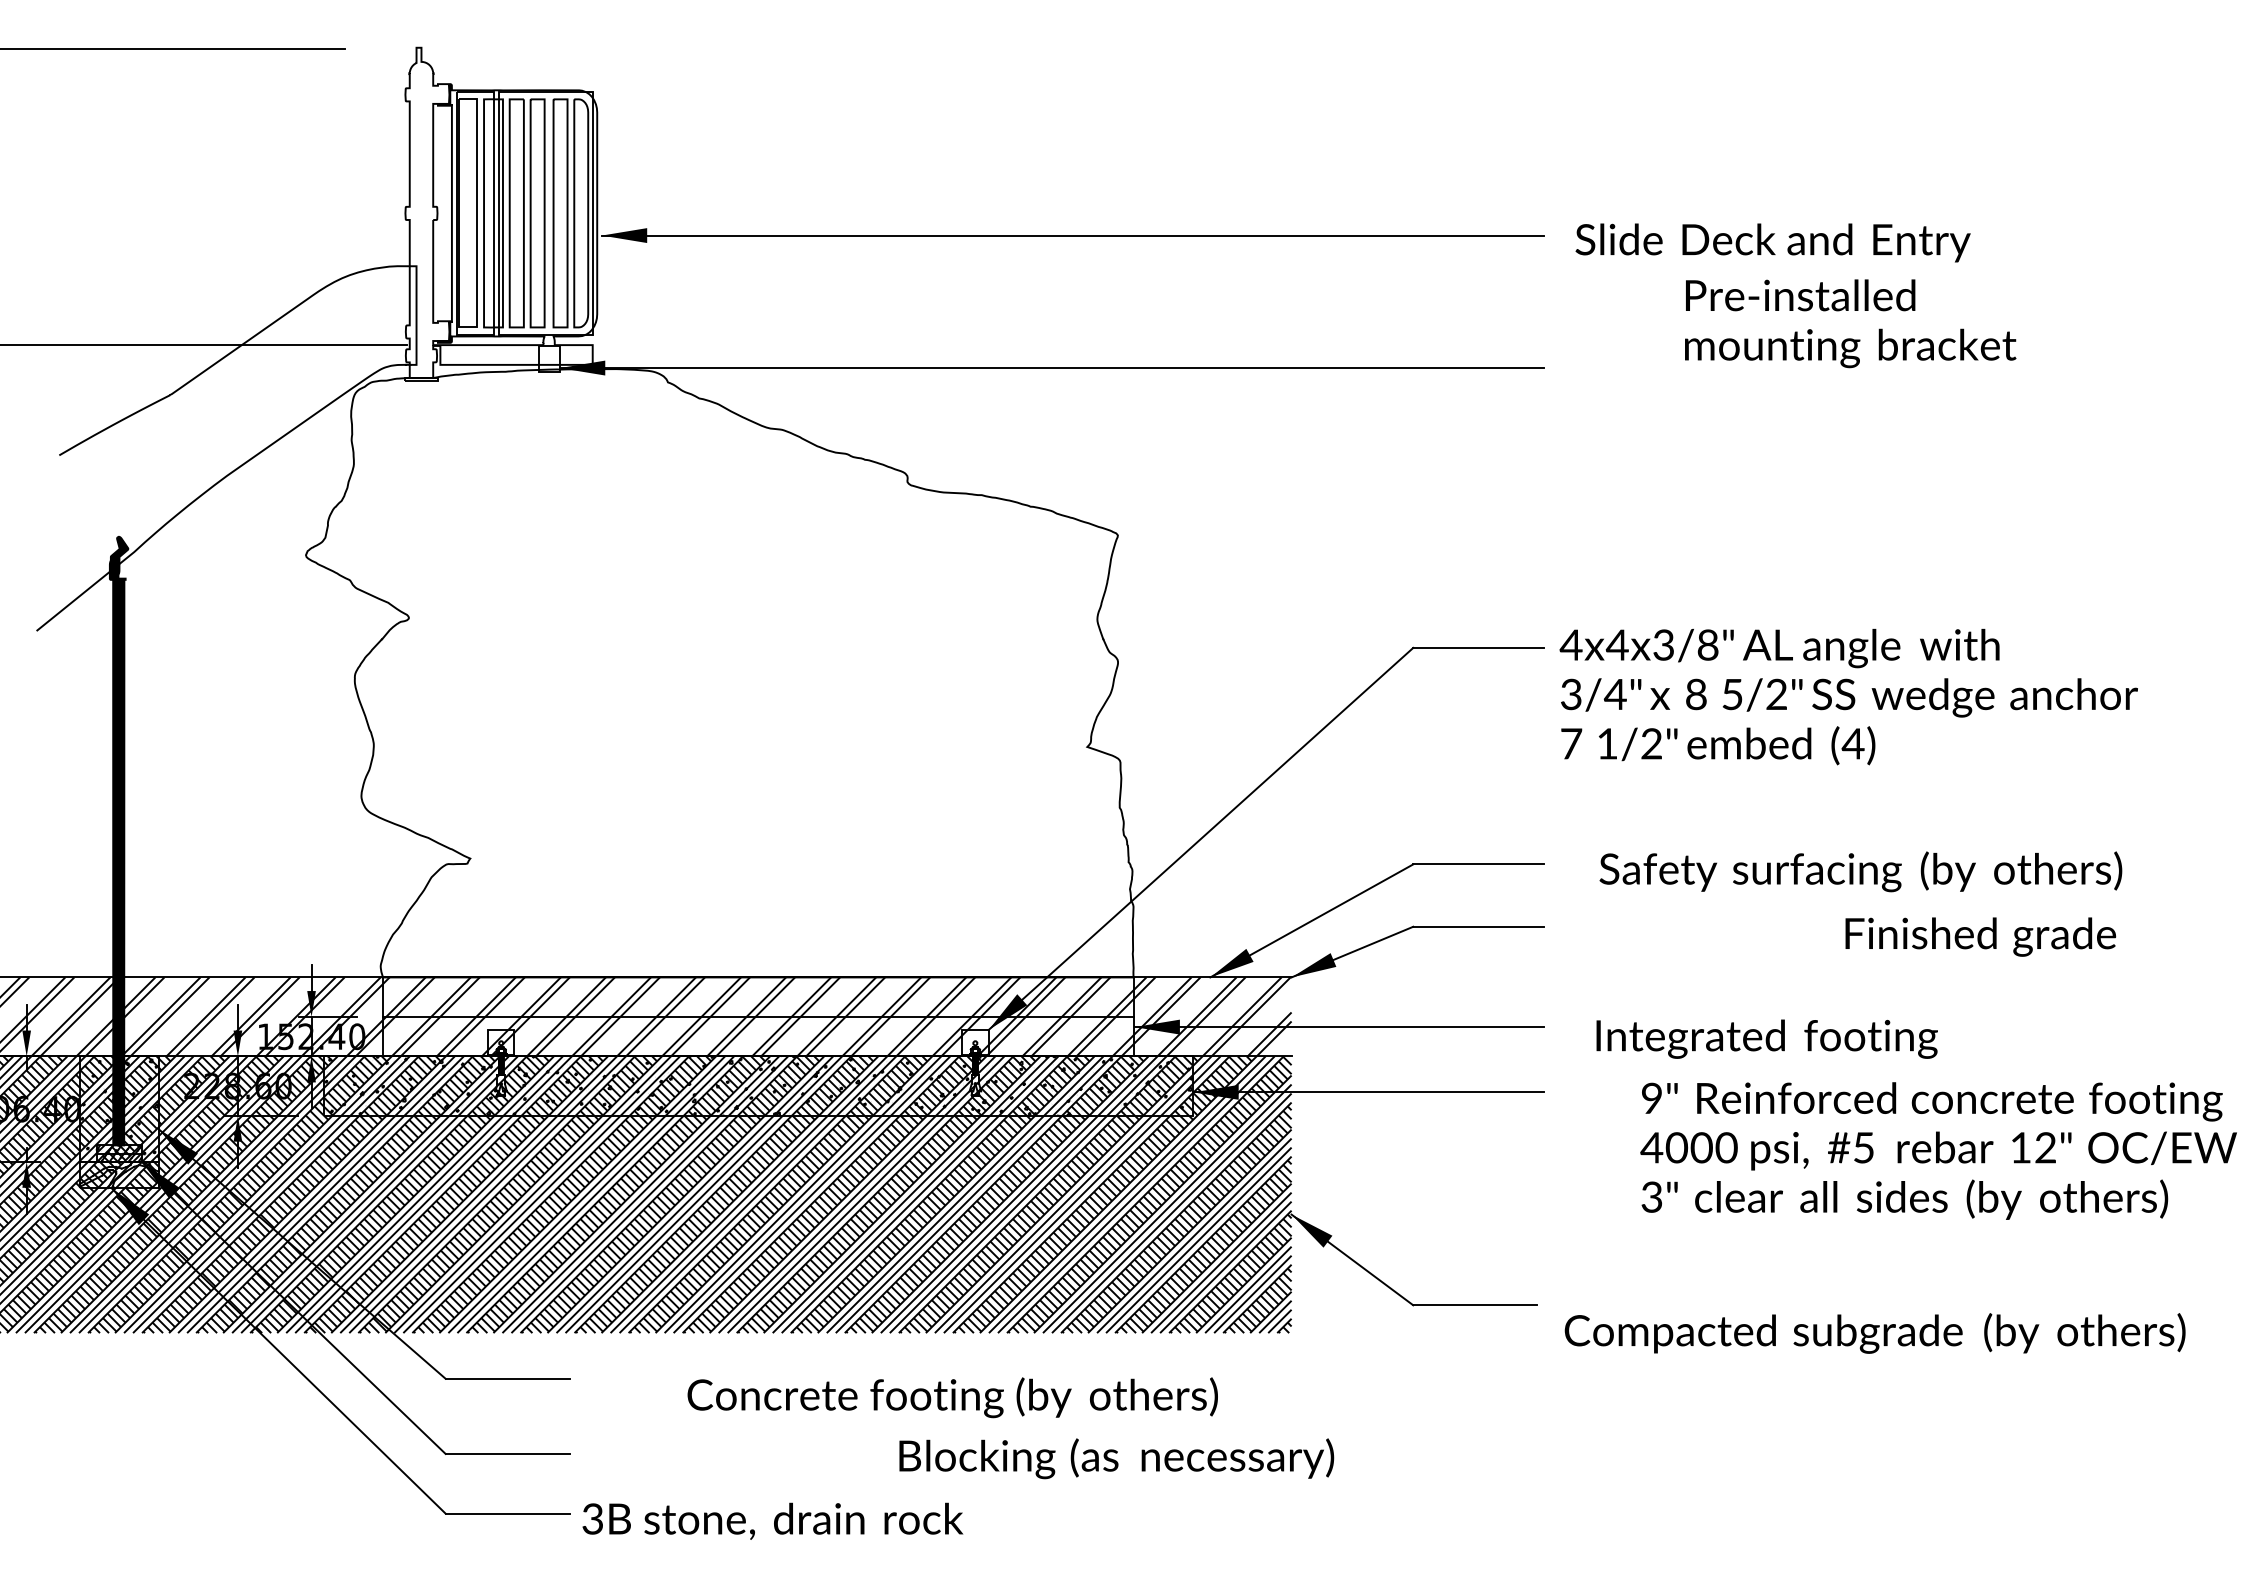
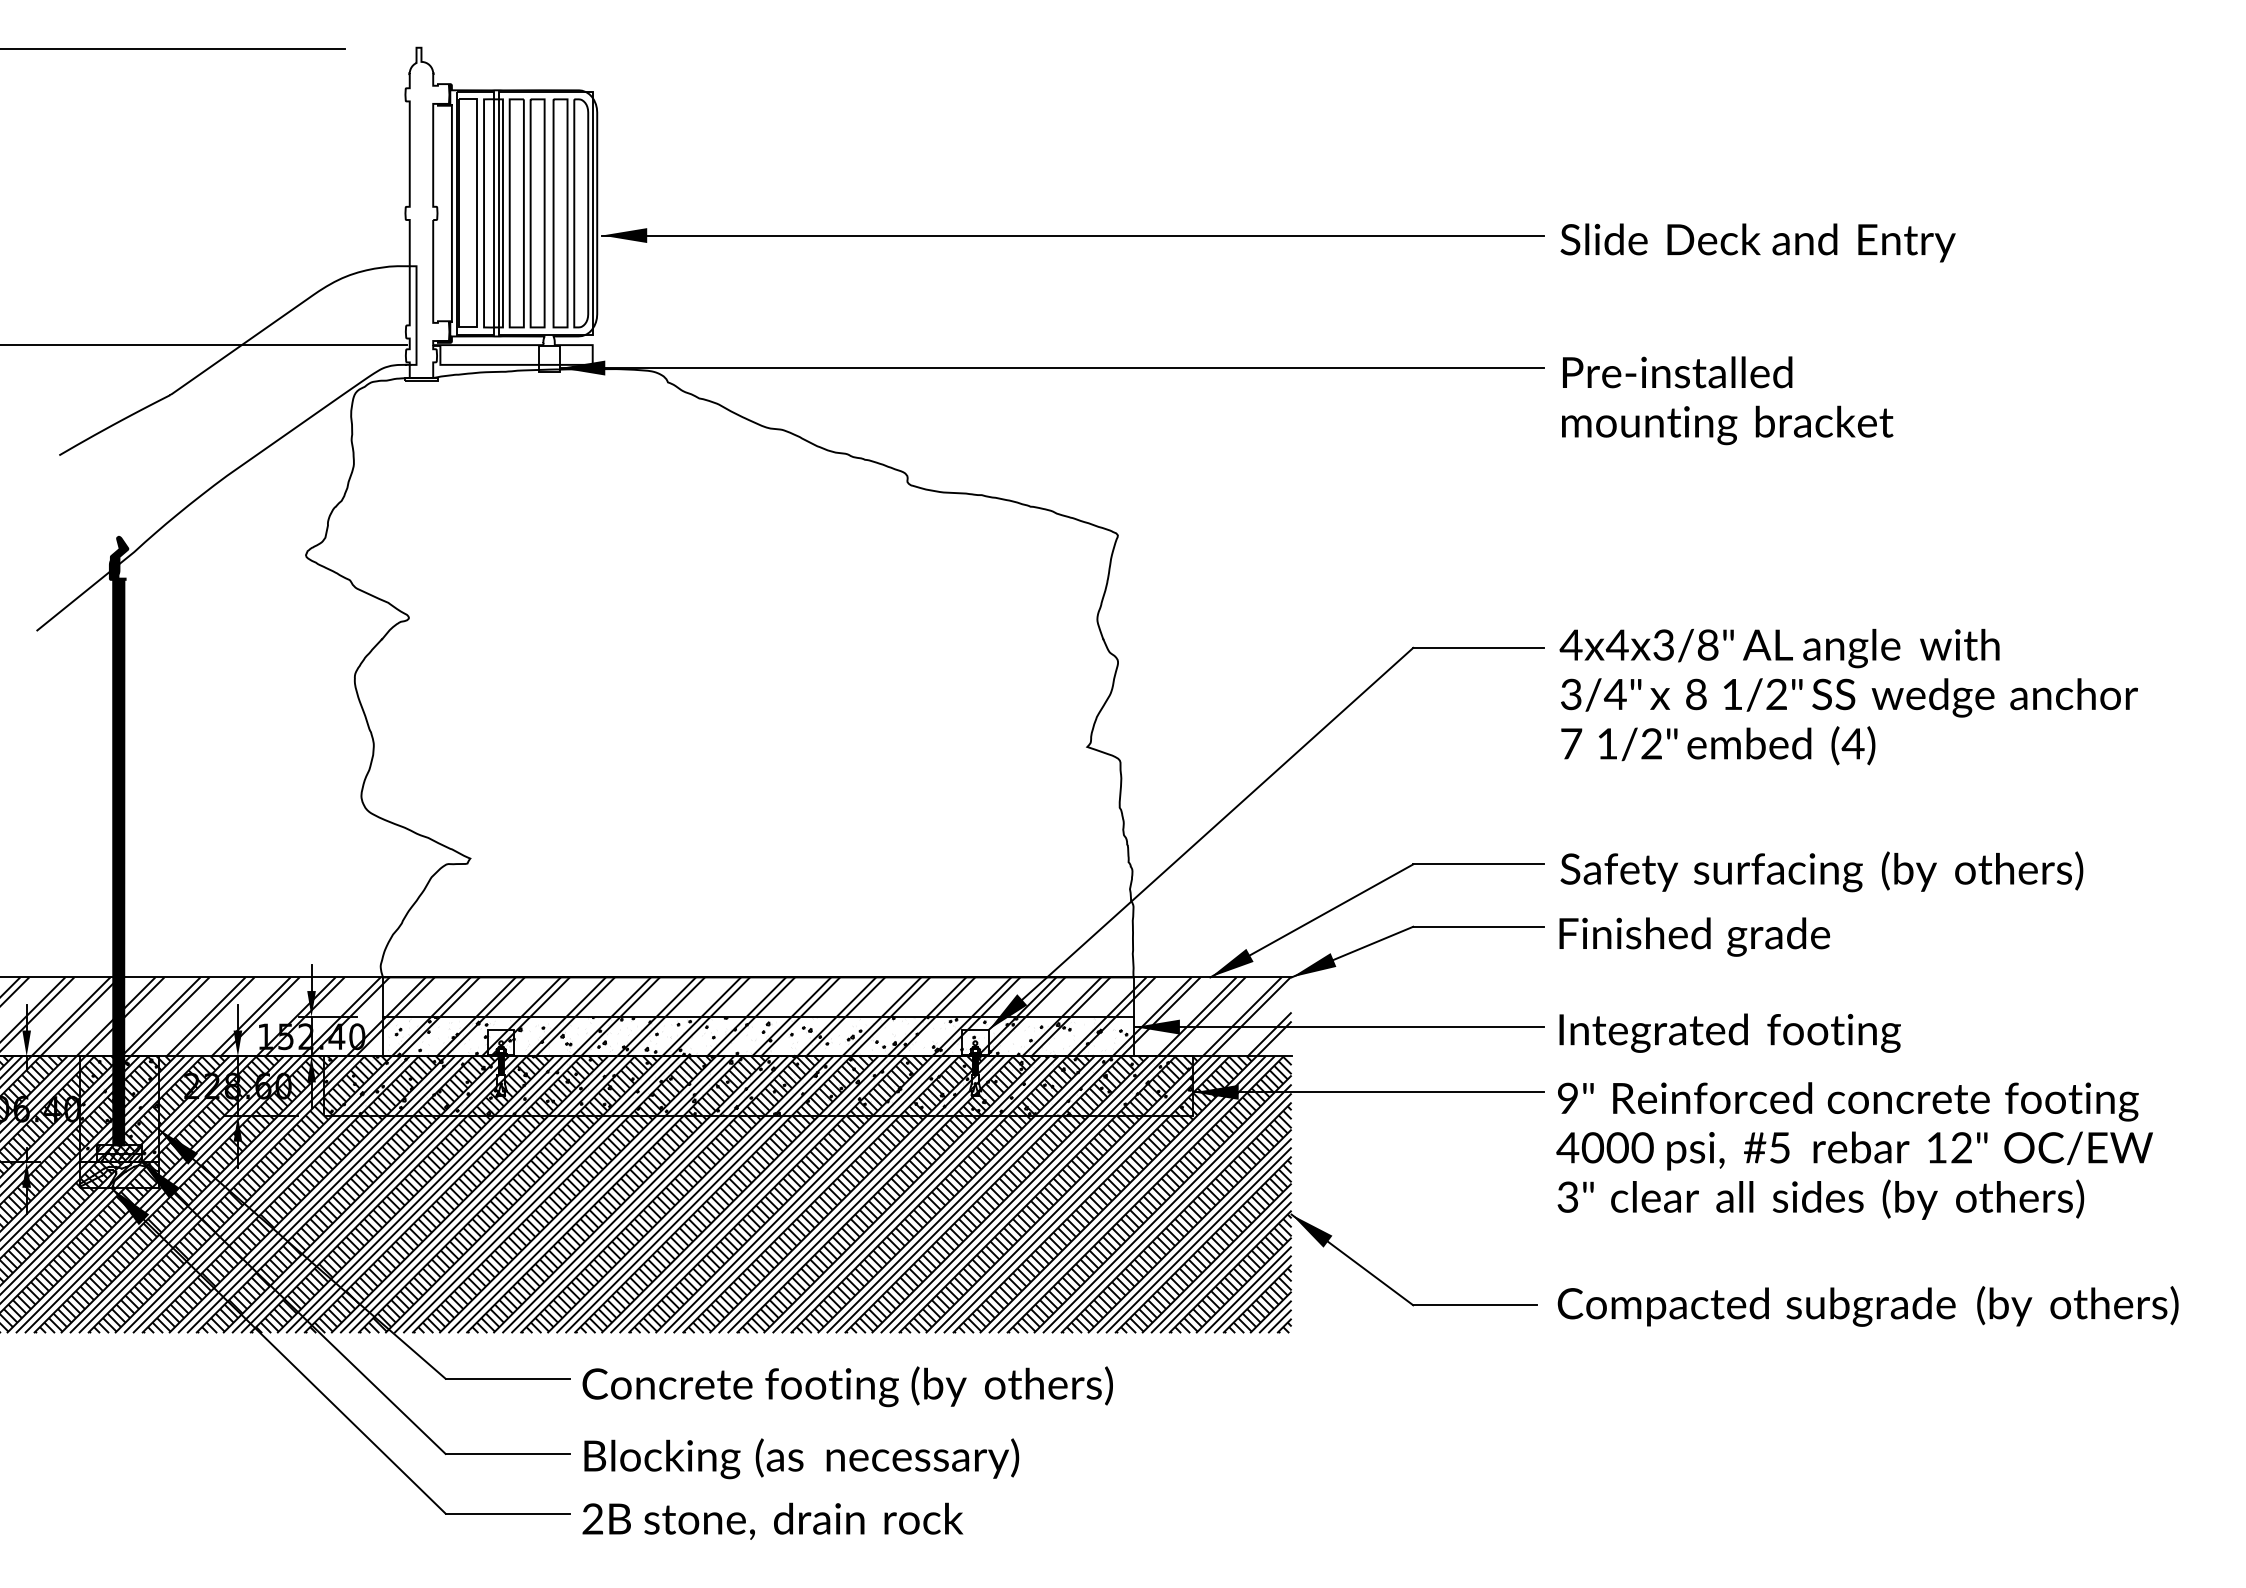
text position: (1772, 242) -> (1757, 242) (1757, 242)
text position: (1850, 323) -> (1727, 400) (1727, 400)
text: 5/2" -> 1/2" (1732, 694)
text position: (1860, 871) -> (1821, 871) (1821, 871)
text position: (1980, 936) -> (1694, 936) (1694, 936)
hatch: none -> present (755, 1036)
text position: (1766, 1038) -> (1729, 1032) (1729, 1032)
text position: (1938, 1150) -> (1854, 1150) (1854, 1150)
text position: (1874, 1333) -> (1867, 1306) (1867, 1306)
text position: (952, 1397) -> (847, 1386) (847, 1386)
text position: (1116, 1458) -> (801, 1458) (801, 1458)
text: 3B -> 2B (592, 1519)
